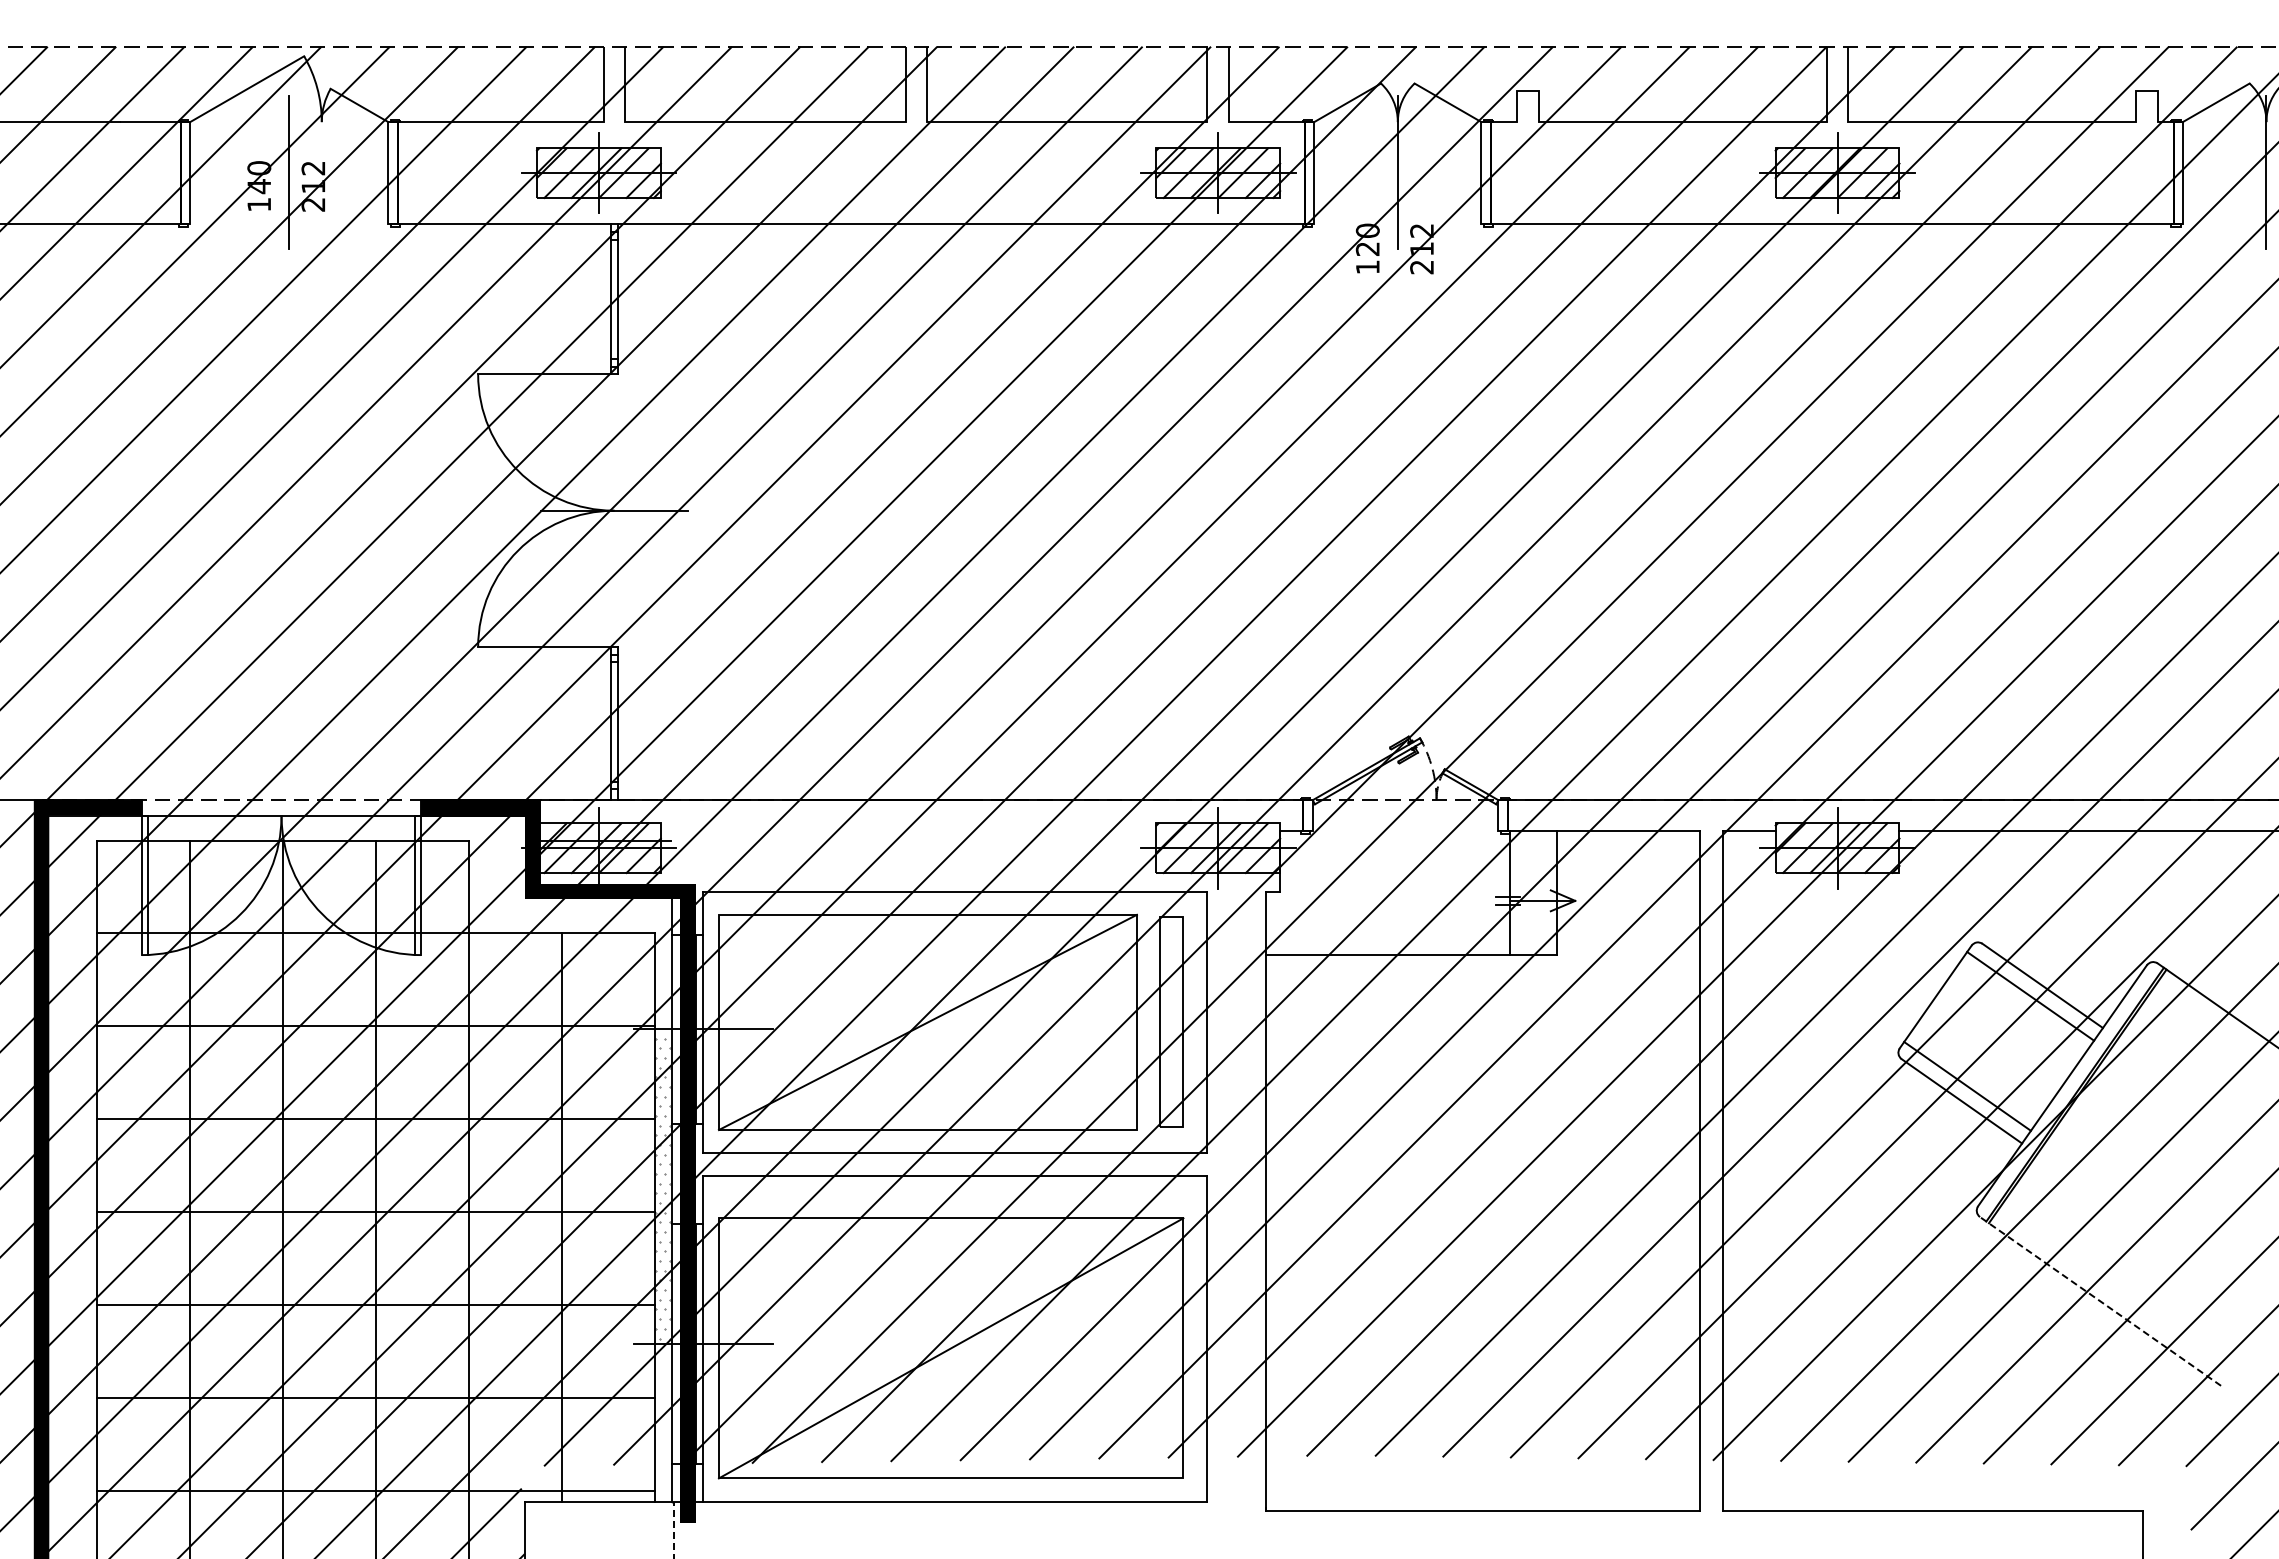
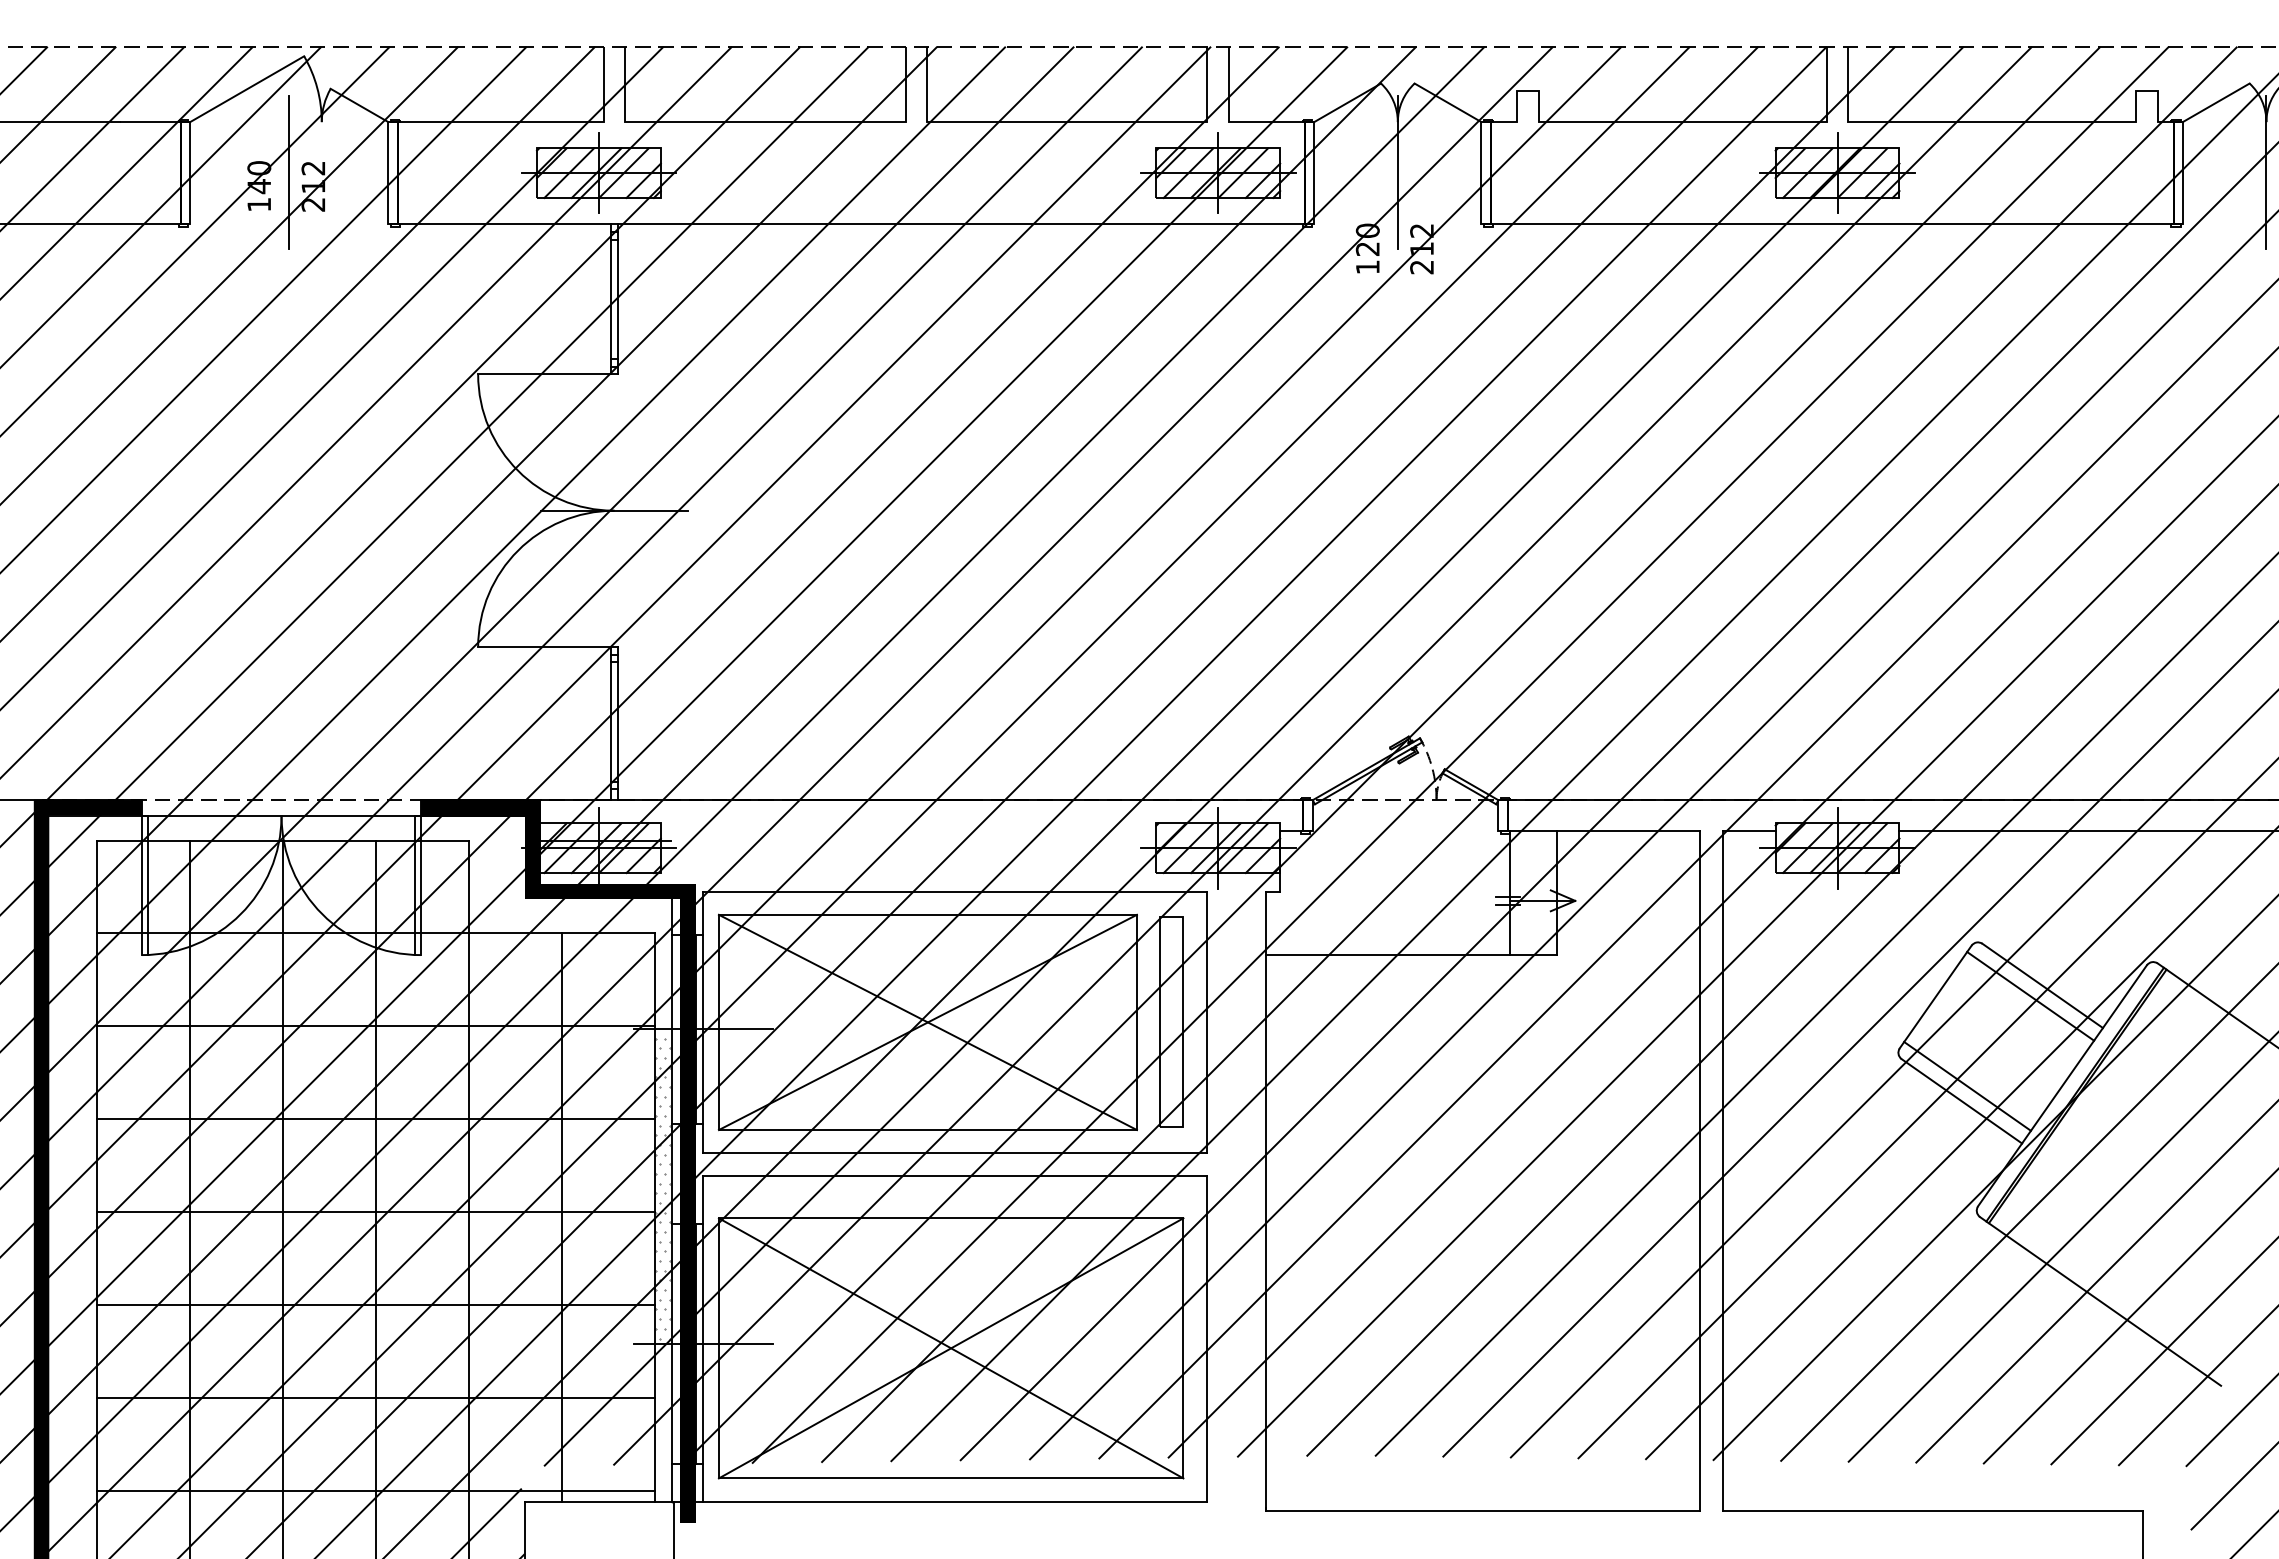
line: none -> present (927, 1022)
line: dashed -> solid (2100, 1301)
line: none -> present (950, 1348)
line: dashed -> solid (673, 1529)
